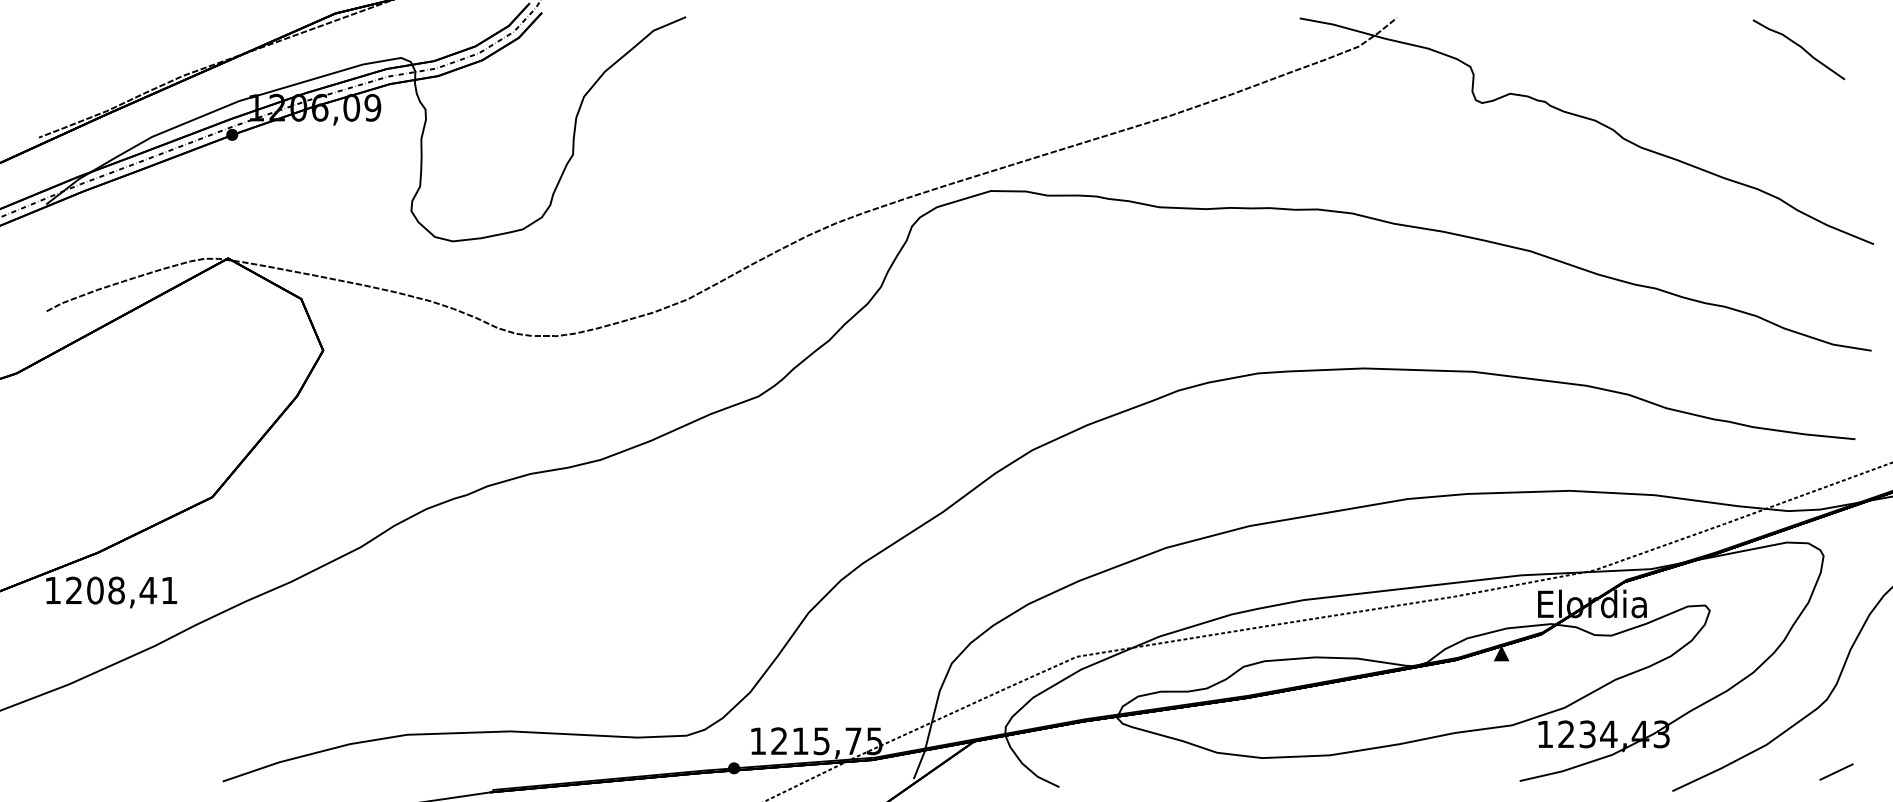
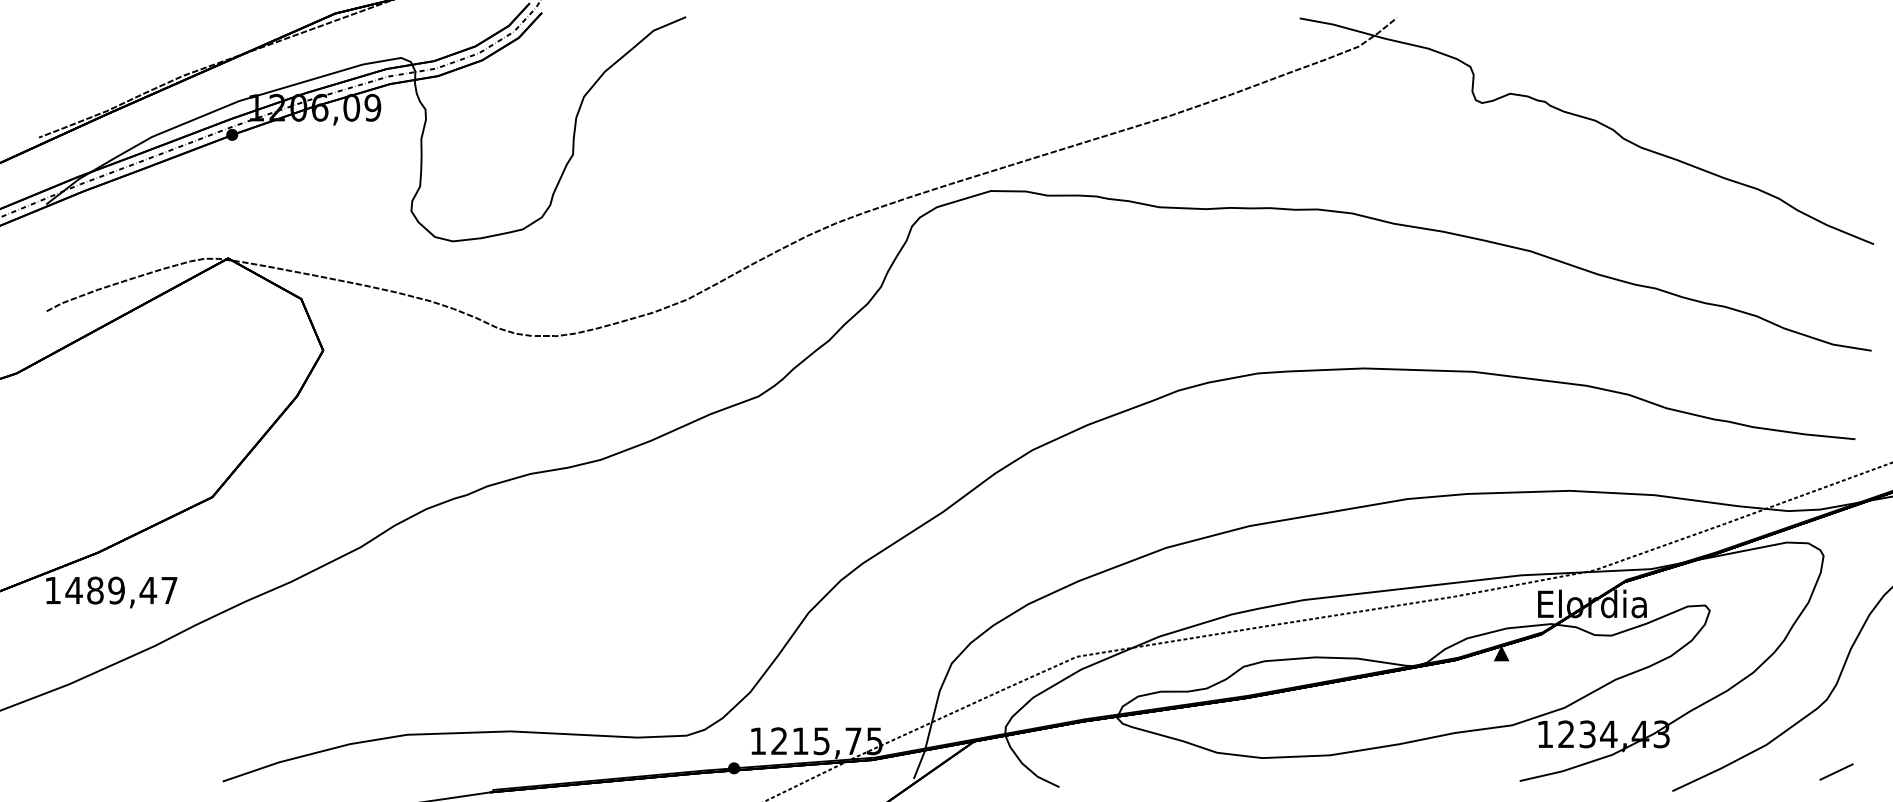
curve: present -> none (1800, 47)
text: 1208,41 -> 1489,47 (121, 590)
